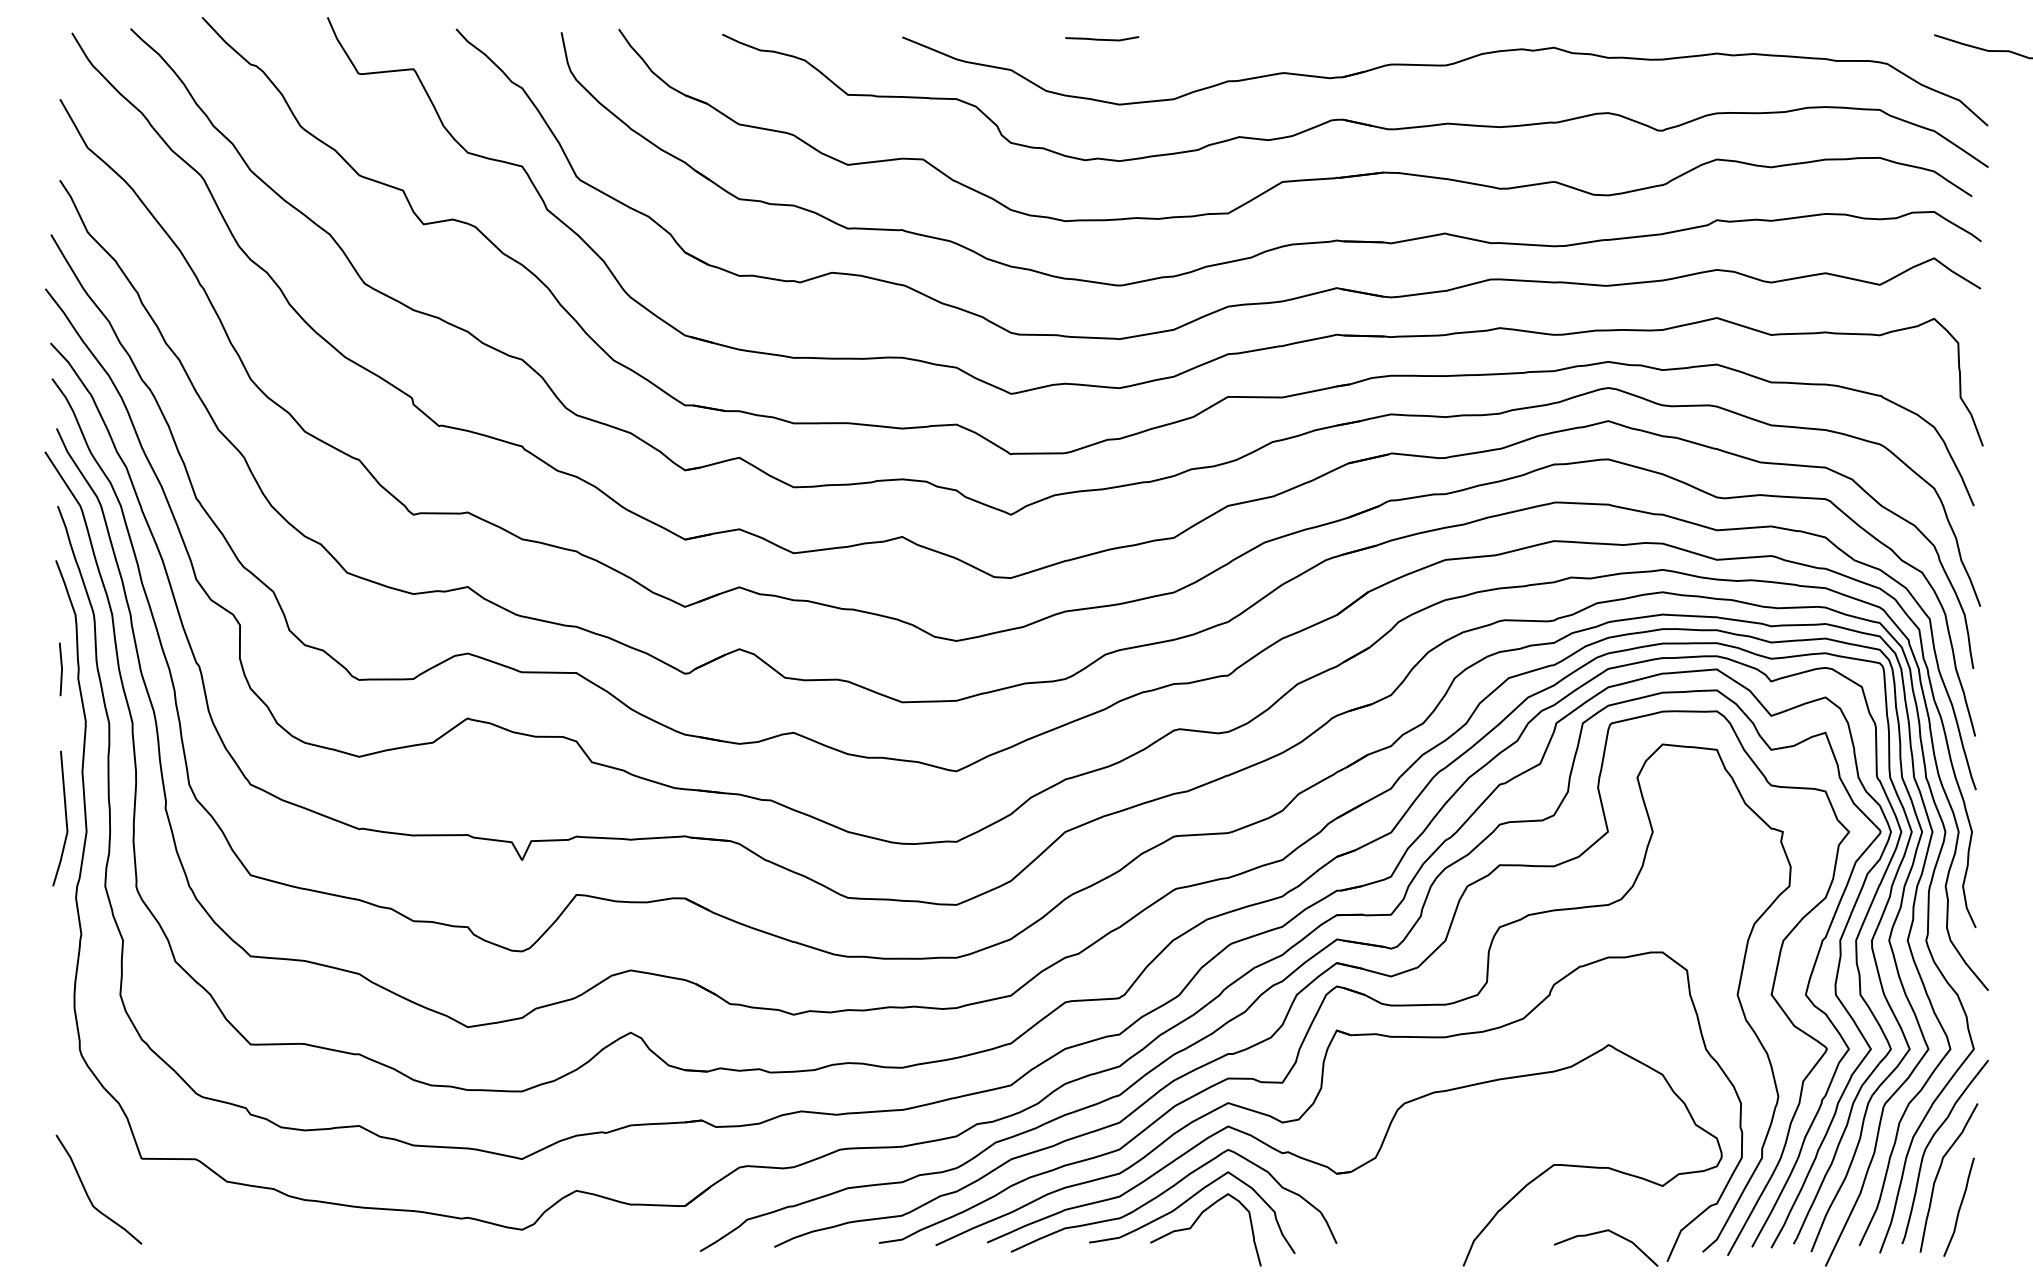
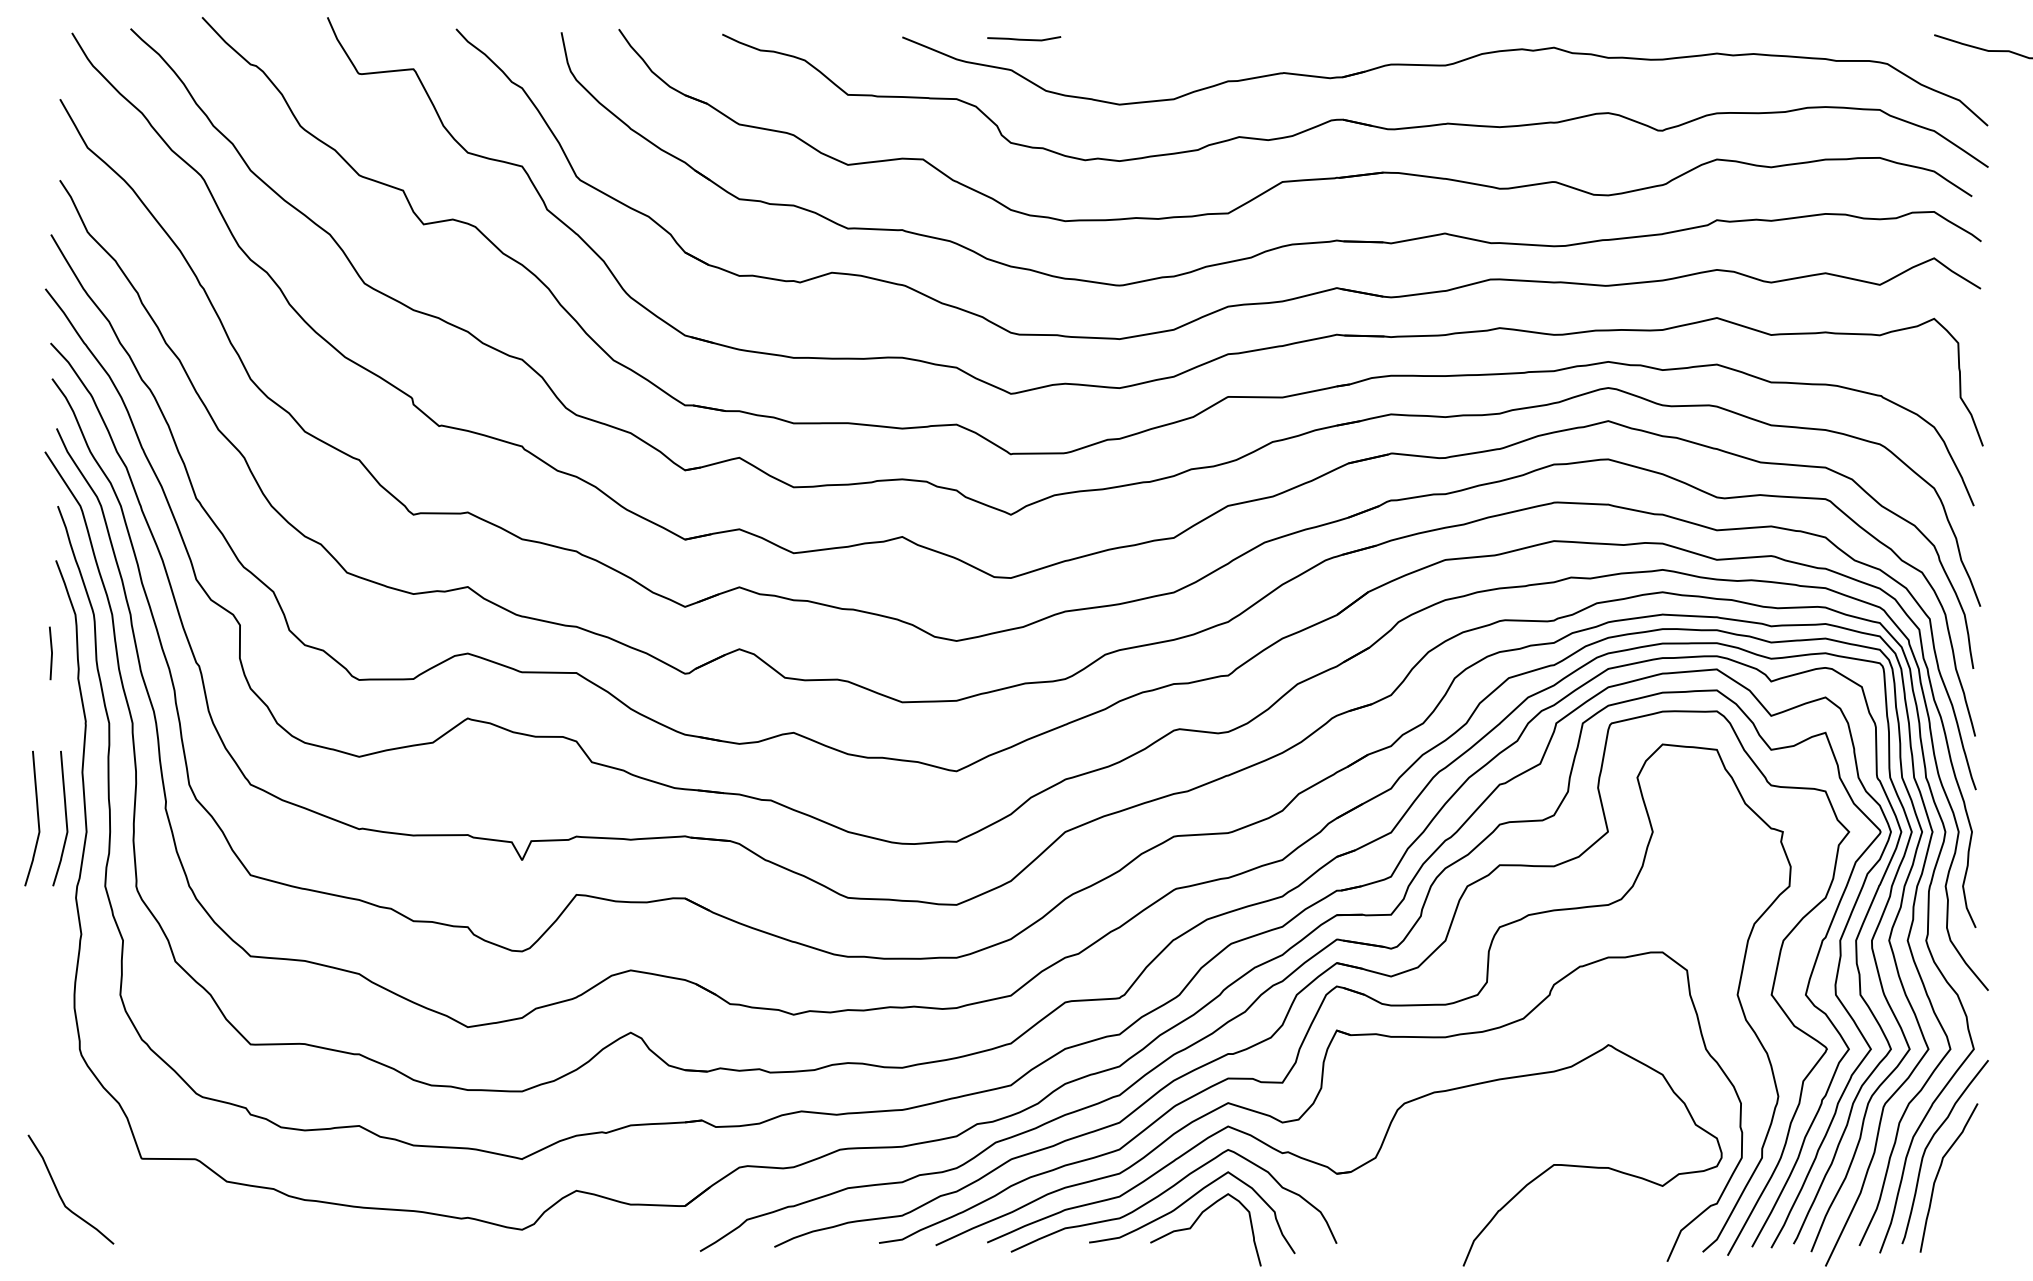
line position: (1102, 39) -> (1024, 39) (1024, 39)
line position: (61, 669) -> (51, 653) (51, 653)
curve: none -> present (37, 818)
curve position: (88, 1194) -> (60, 1194) (60, 1194)
curve: present -> none (1959, 1206)
curve: present -> none (1612, 1233)
